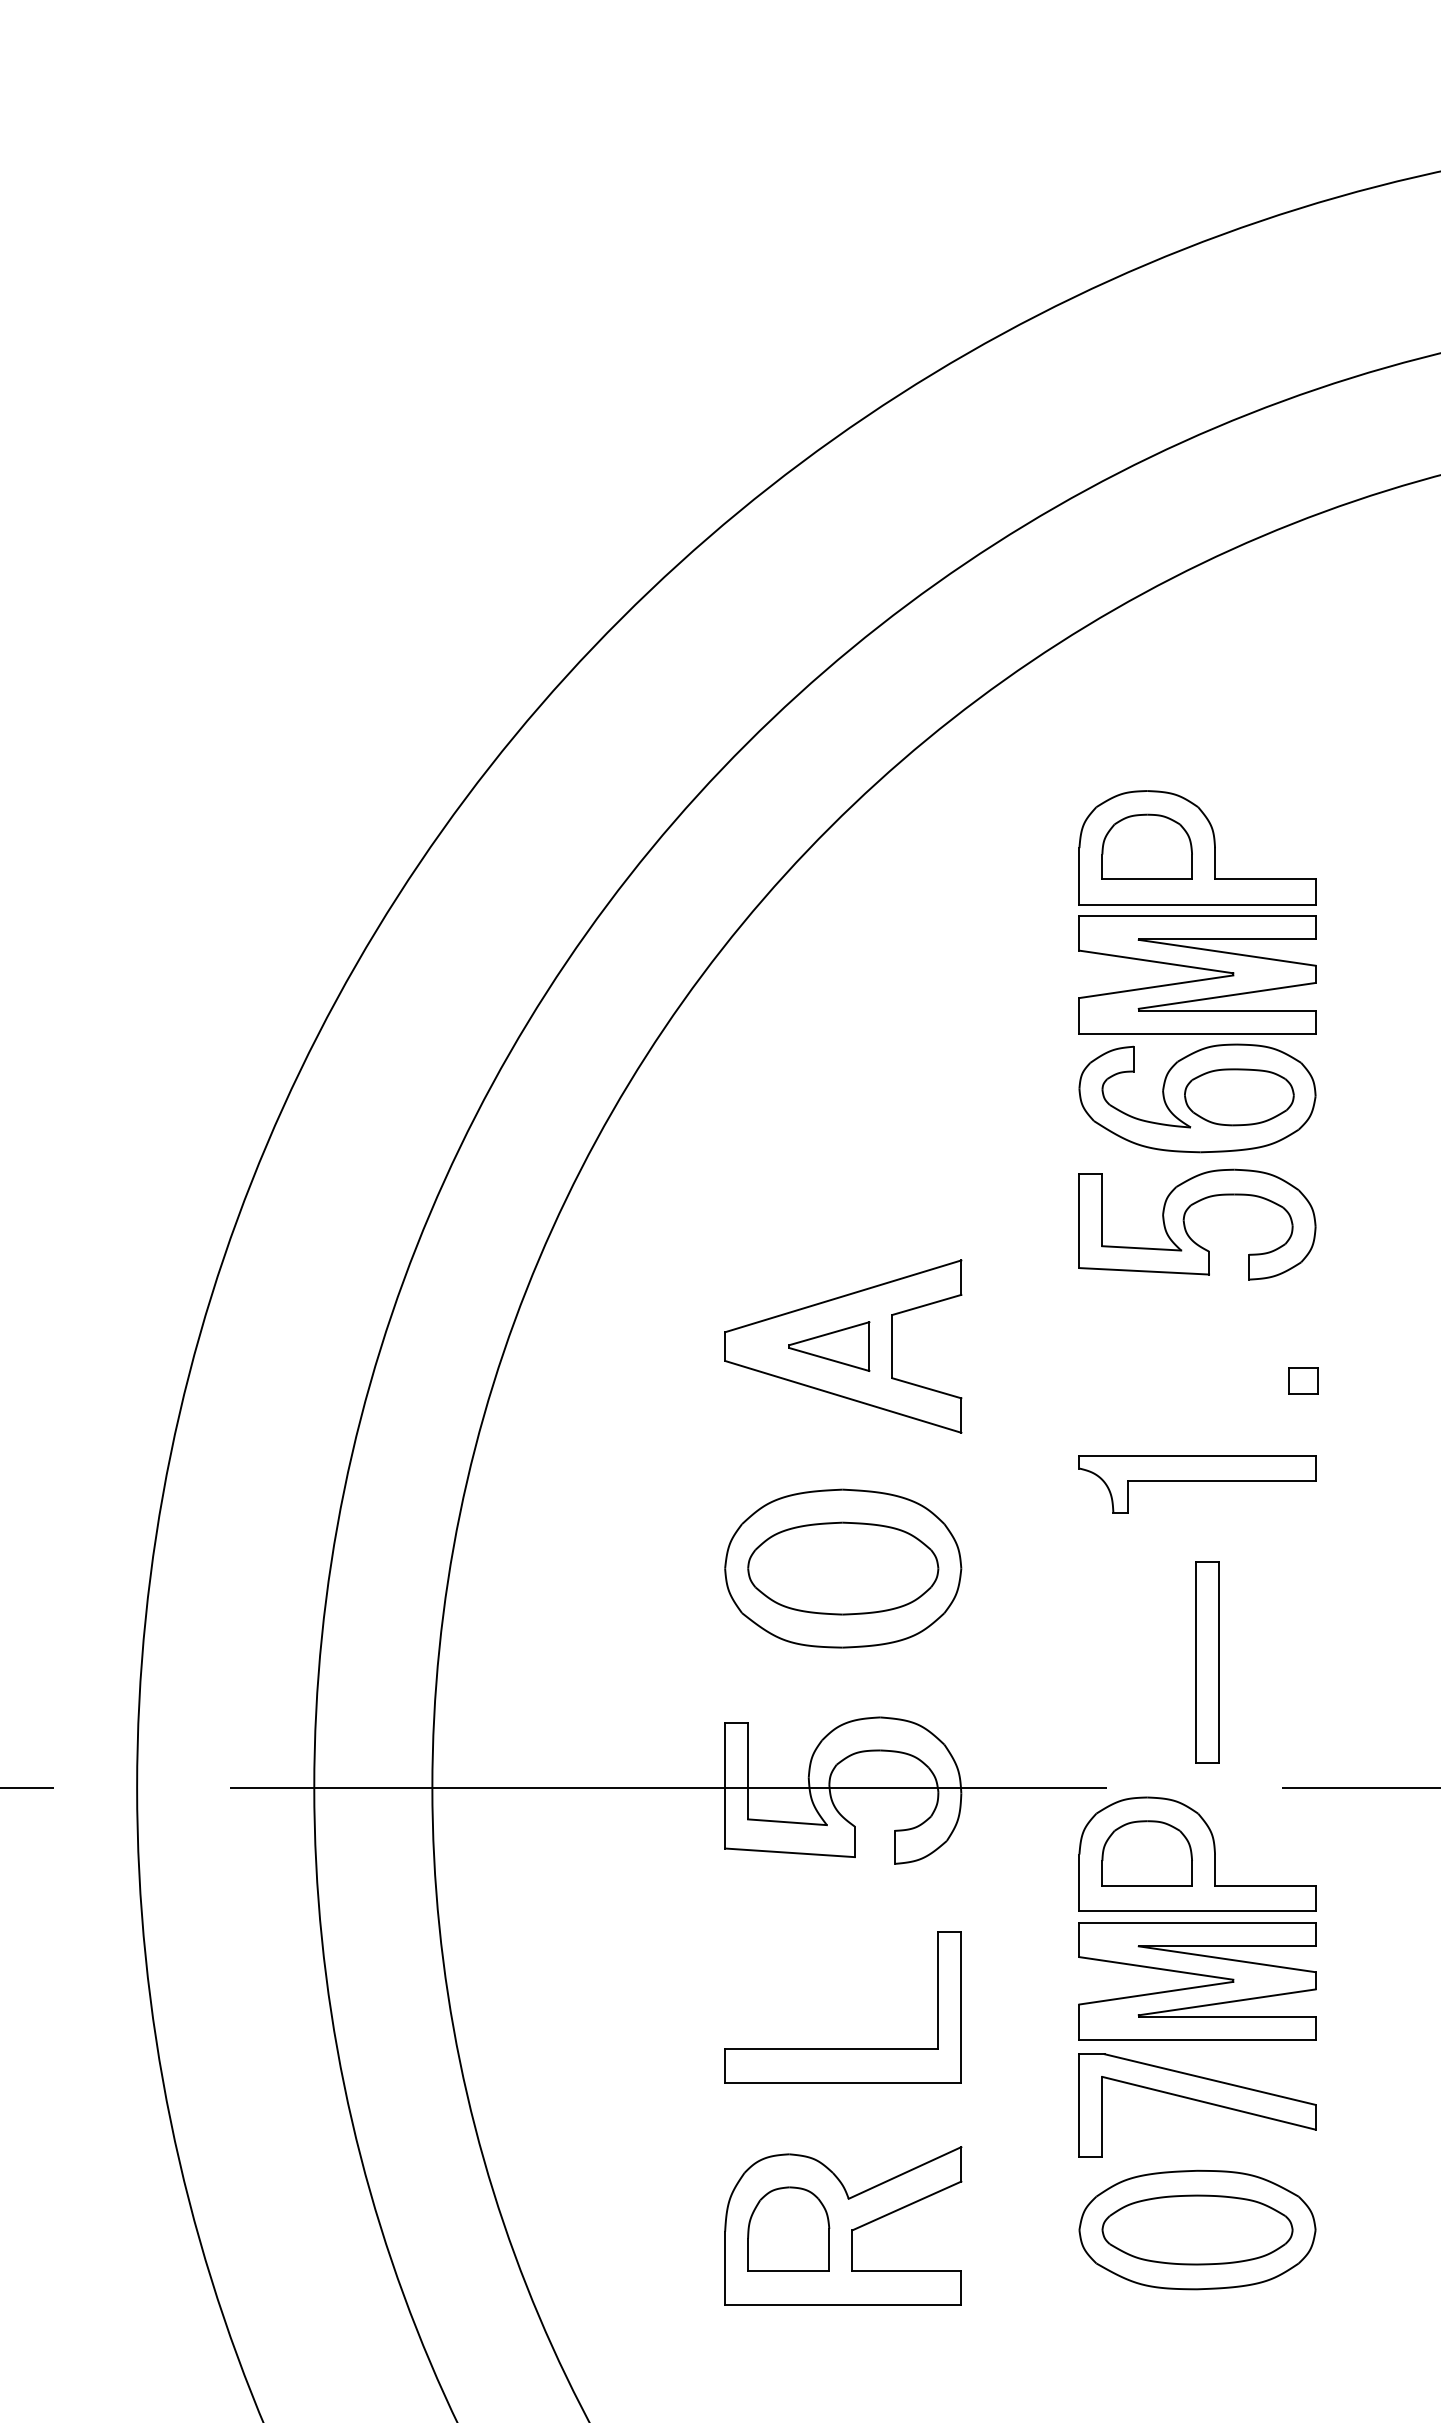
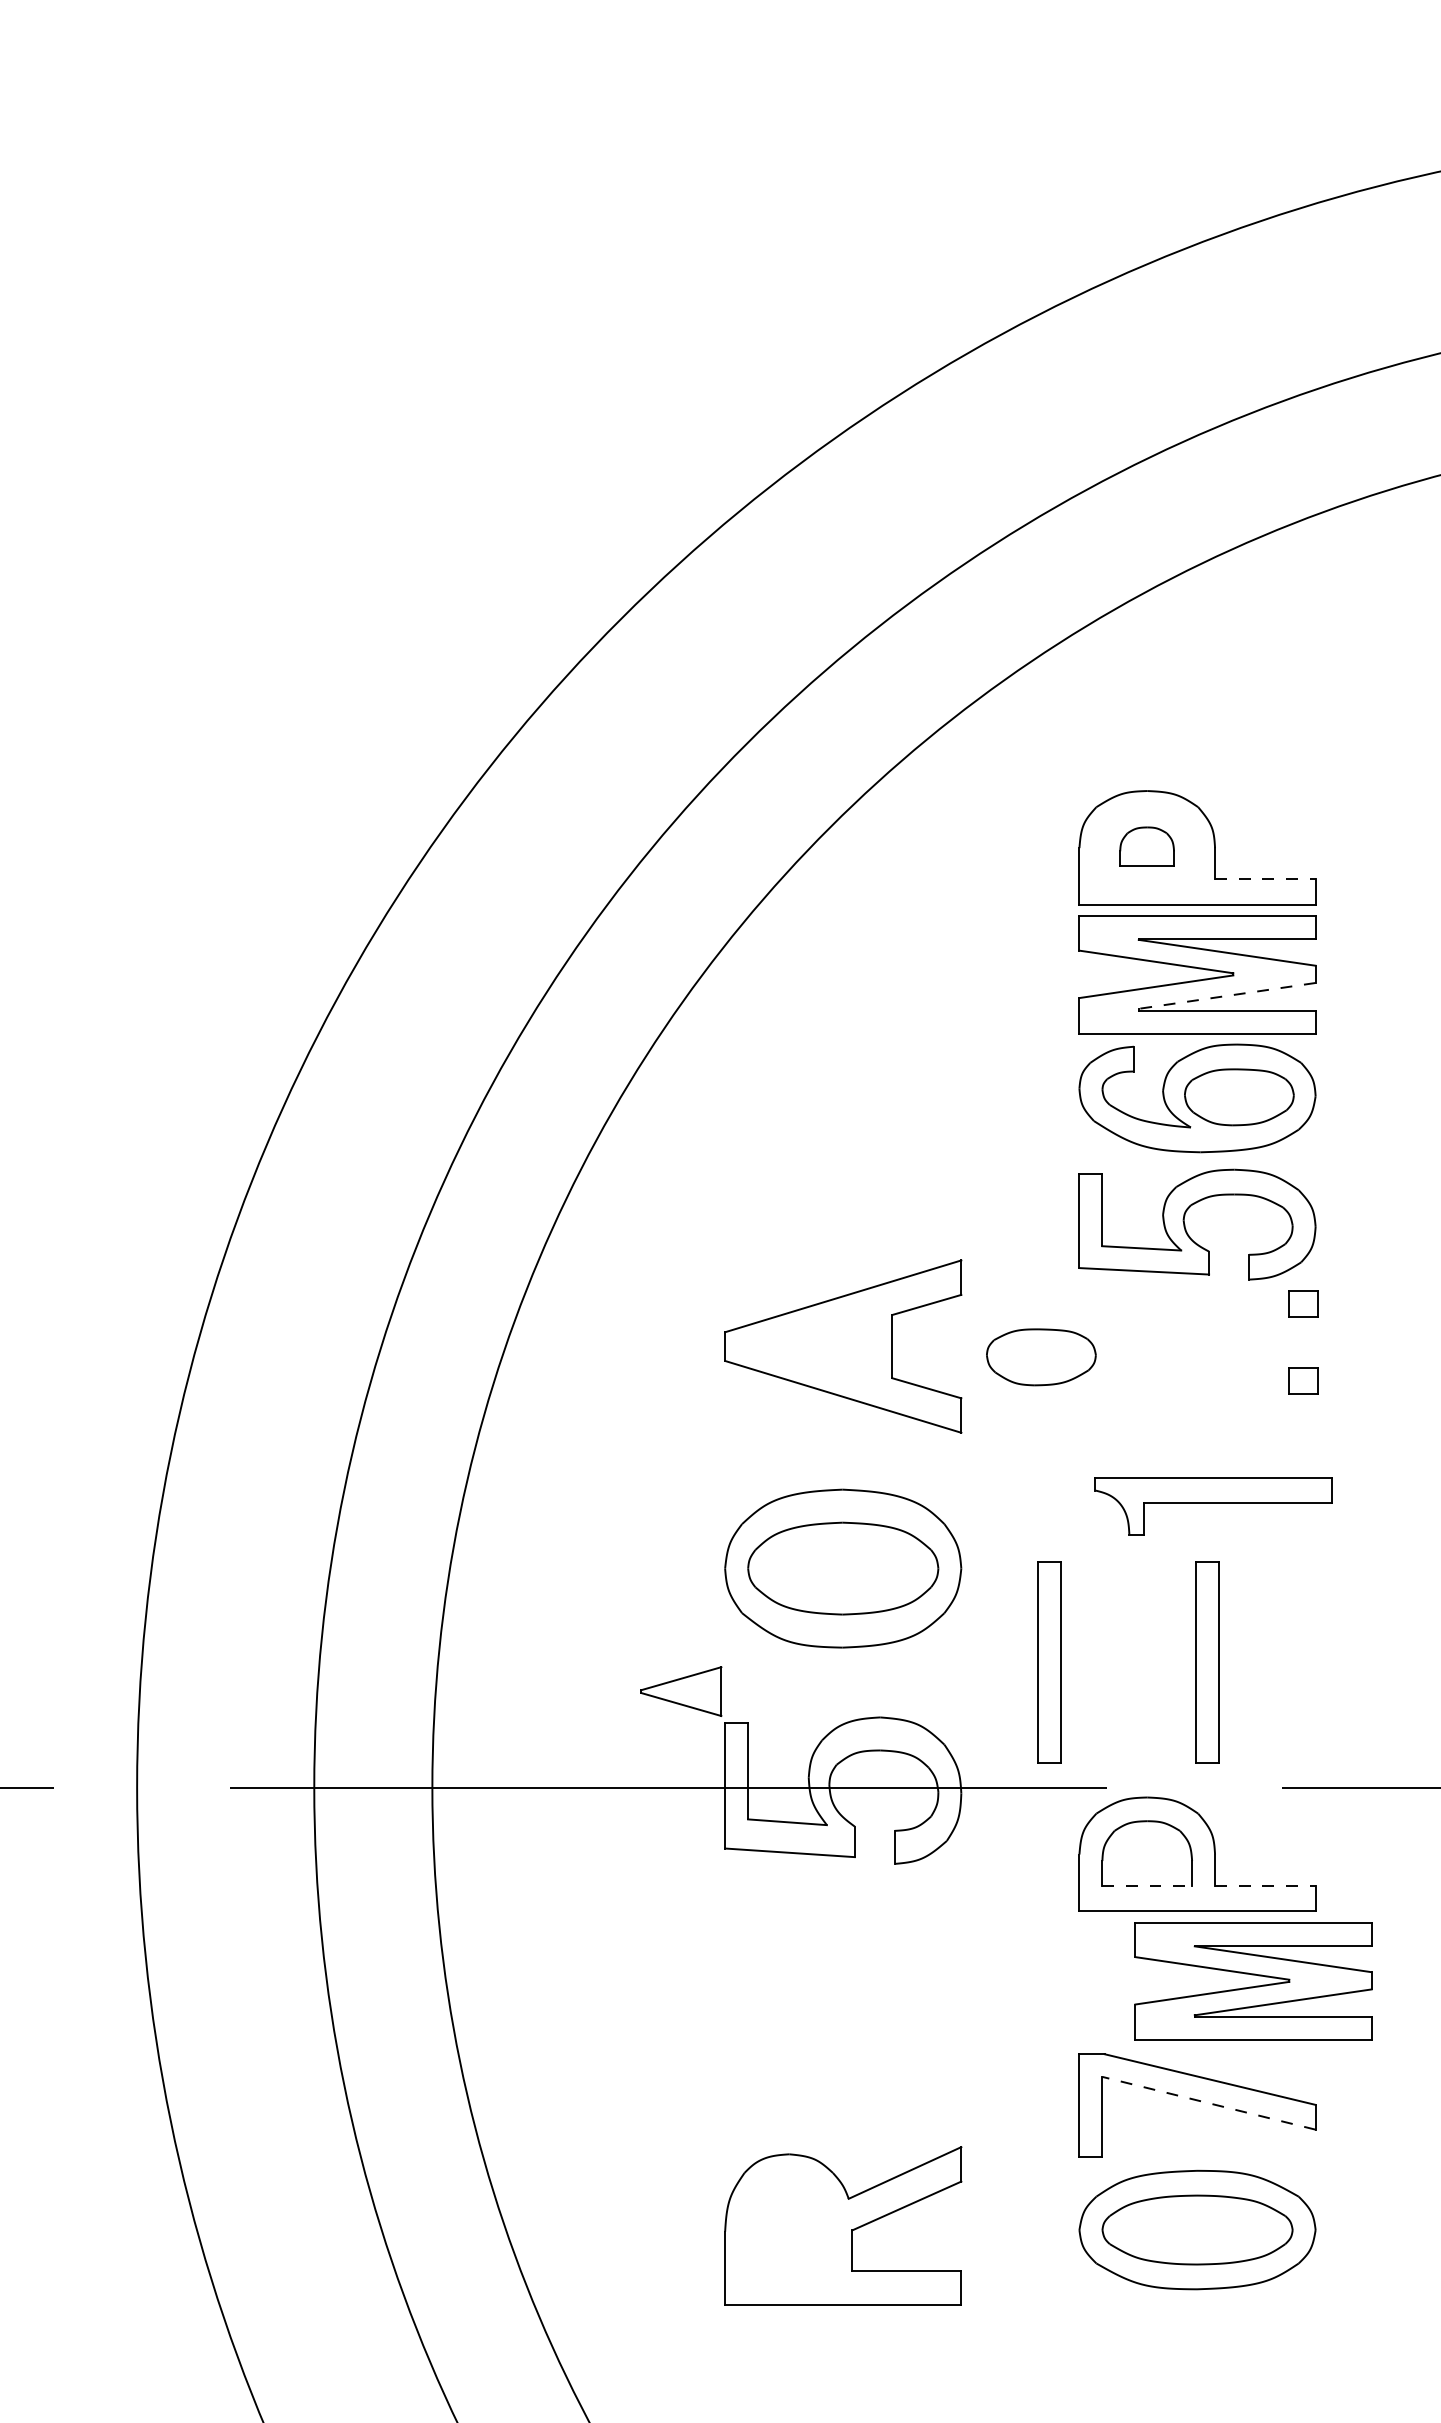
part size: 92x67 px -> 56x41 px (1146, 846)
line: solid -> dashed (1265, 879)
line: solid -> dashed (1226, 995)
part: none -> present (1303, 1303)
part position: (829, 1346) -> (681, 1691) (681, 1691)
part: none -> present (1041, 1357)
part position: (1197, 1484) -> (1213, 1506) (1213, 1506)
part: none -> present (1049, 1662)
line: solid -> dashed (1147, 1885)
line: solid -> dashed (1265, 1885)
part position: (1197, 1981) -> (1253, 1981) (1253, 1981)
part: present -> none (842, 2048)
line: solid -> dashed (1209, 2103)
part: present -> none (788, 2228)
